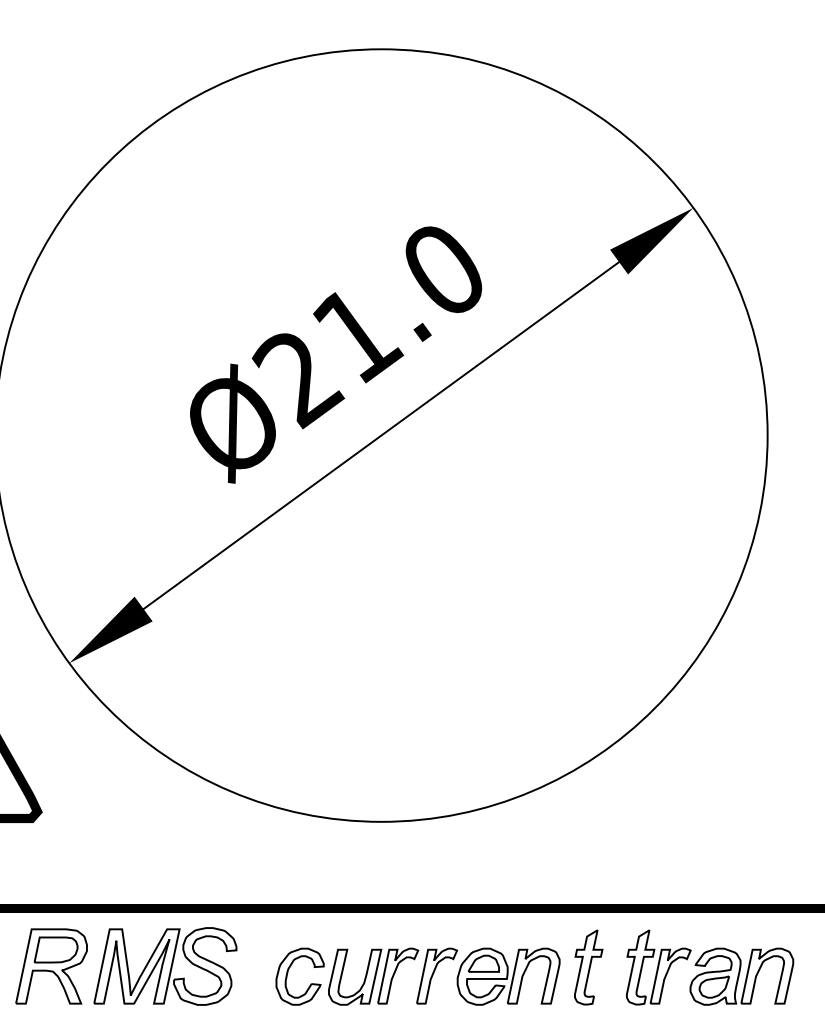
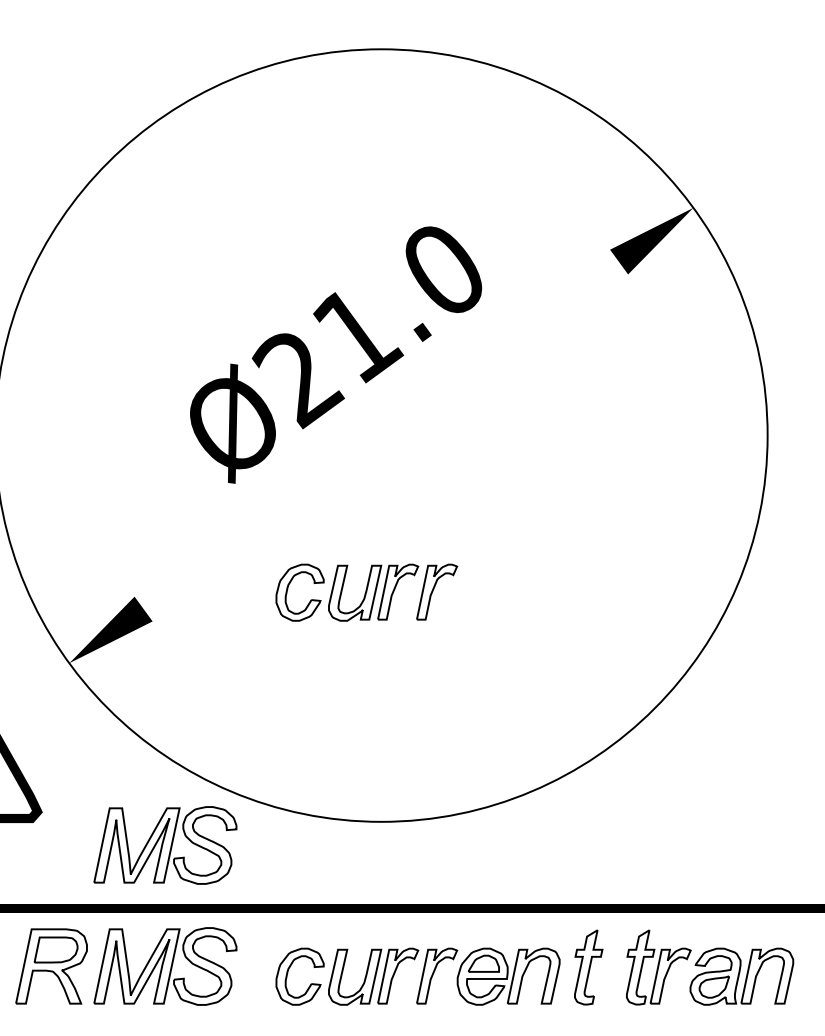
line: present -> none (381, 435)
part: none -> present (366, 592)
part: none -> present (165, 845)
